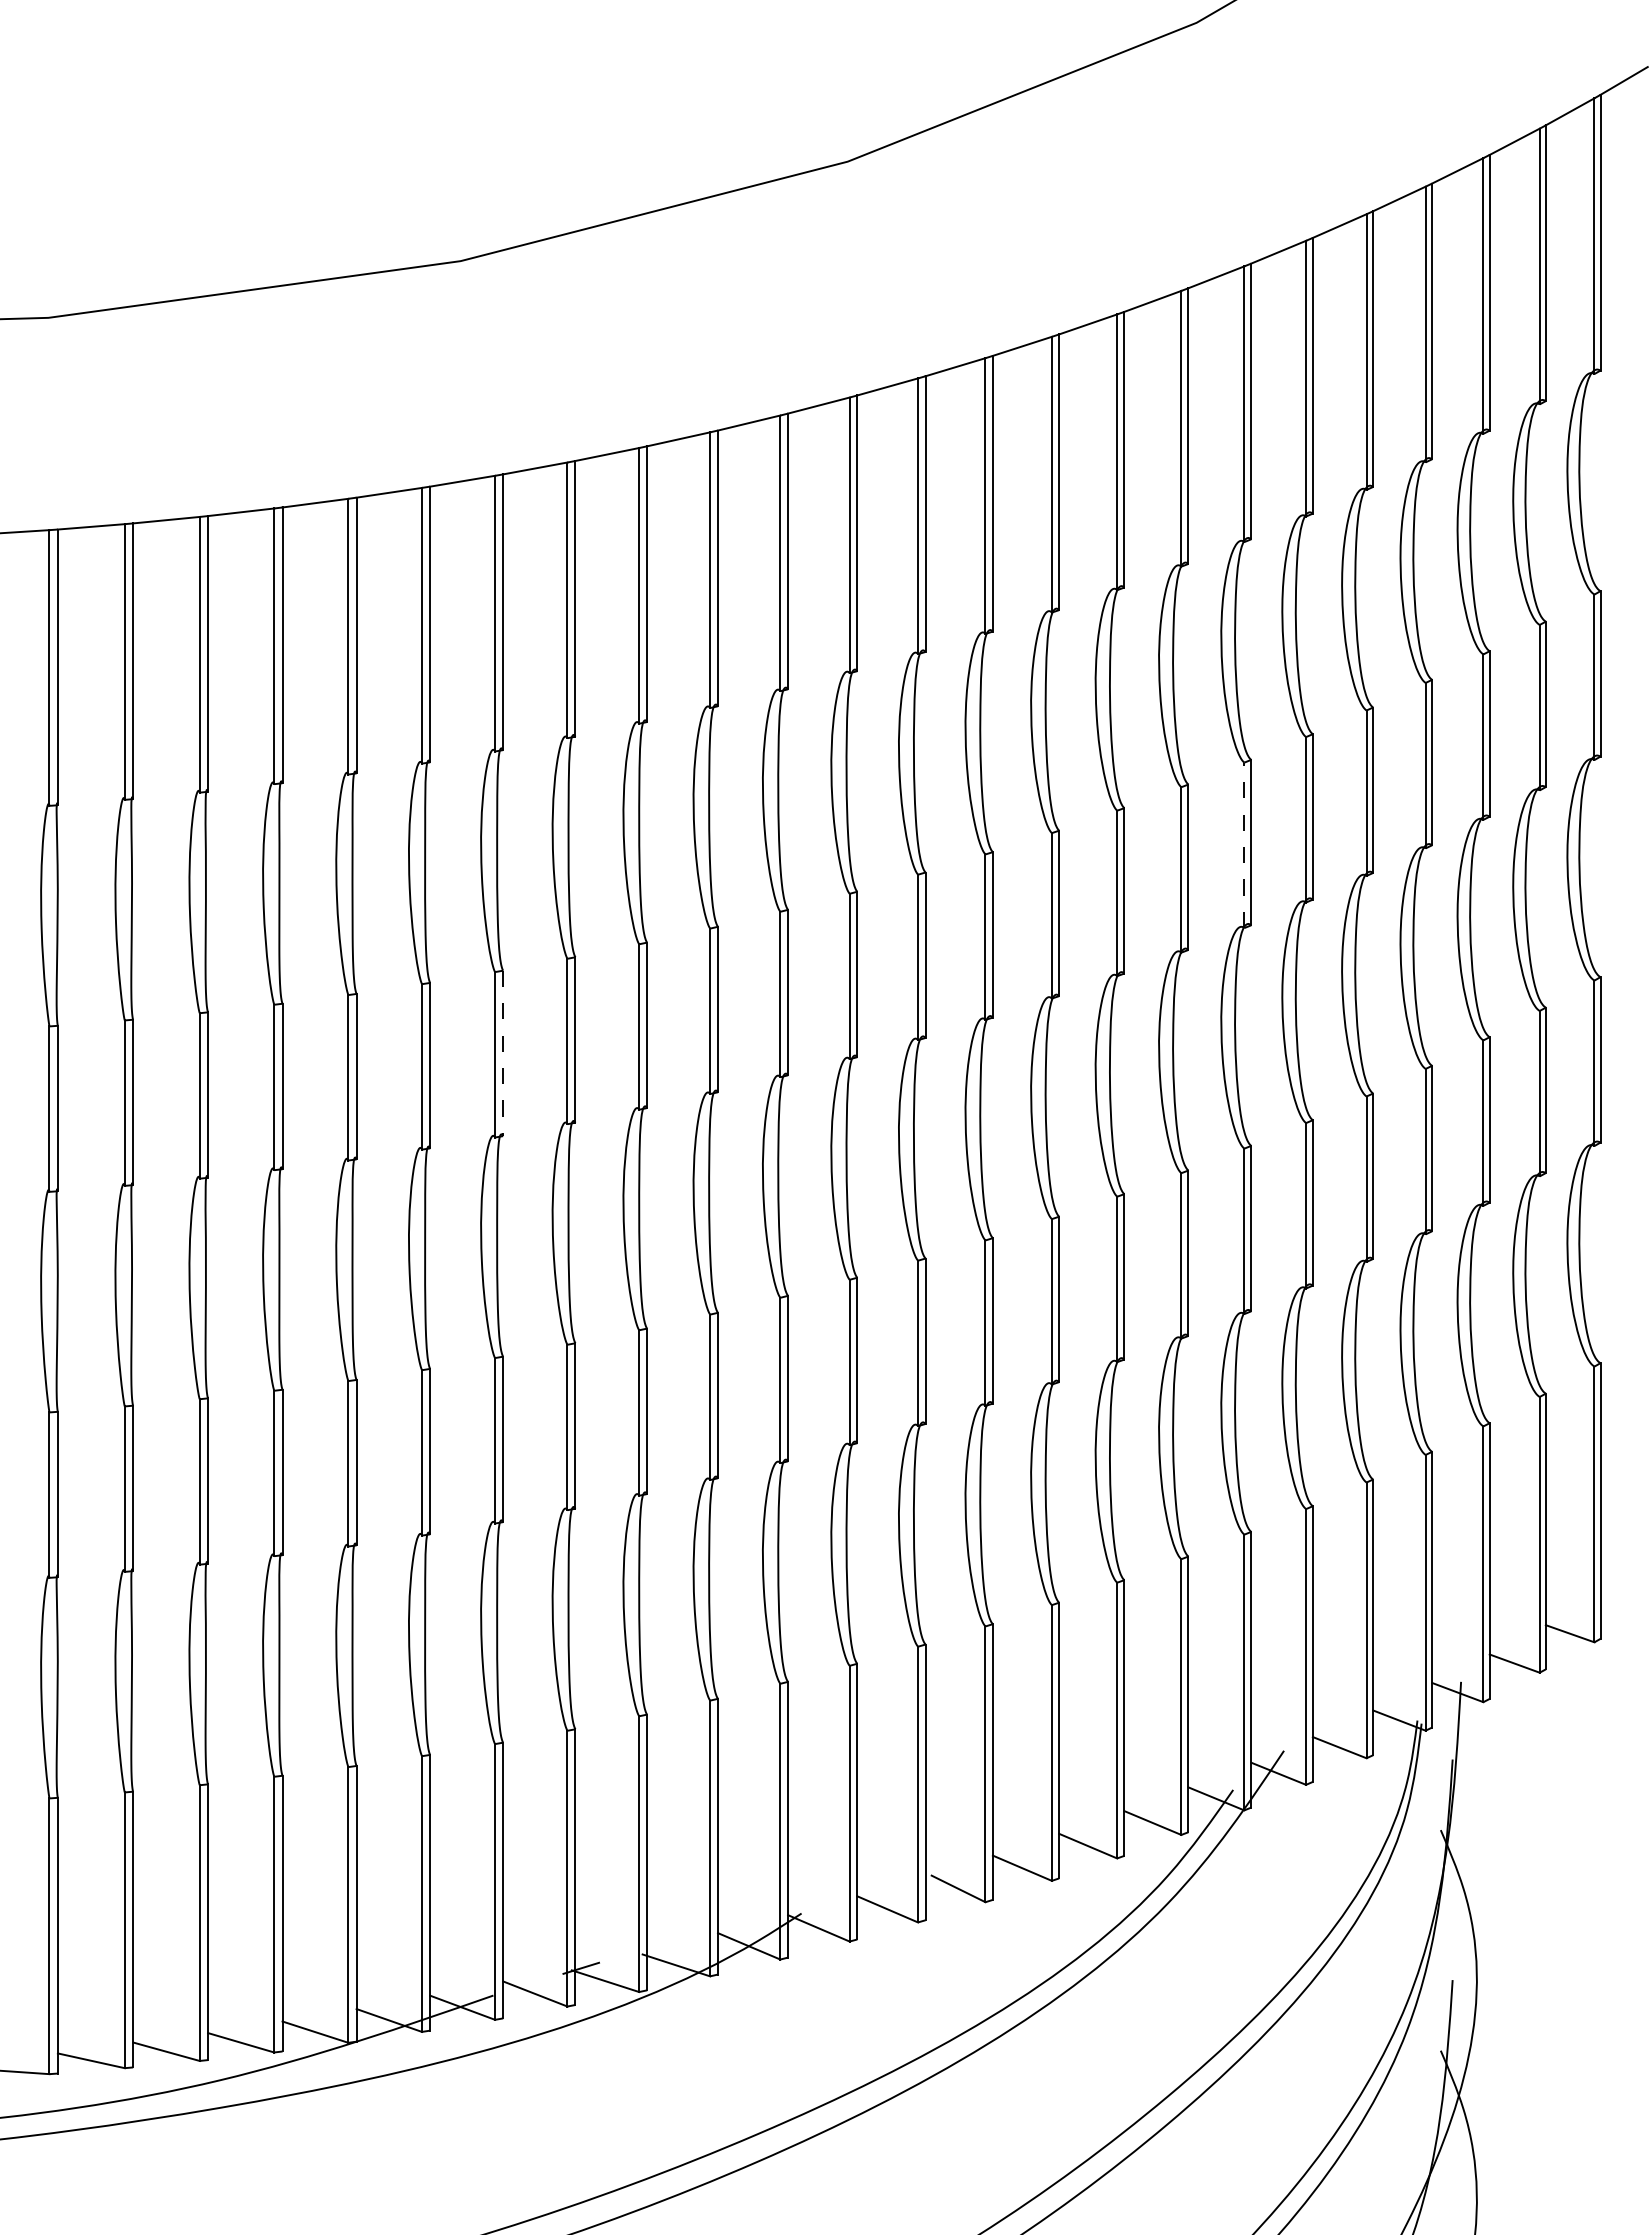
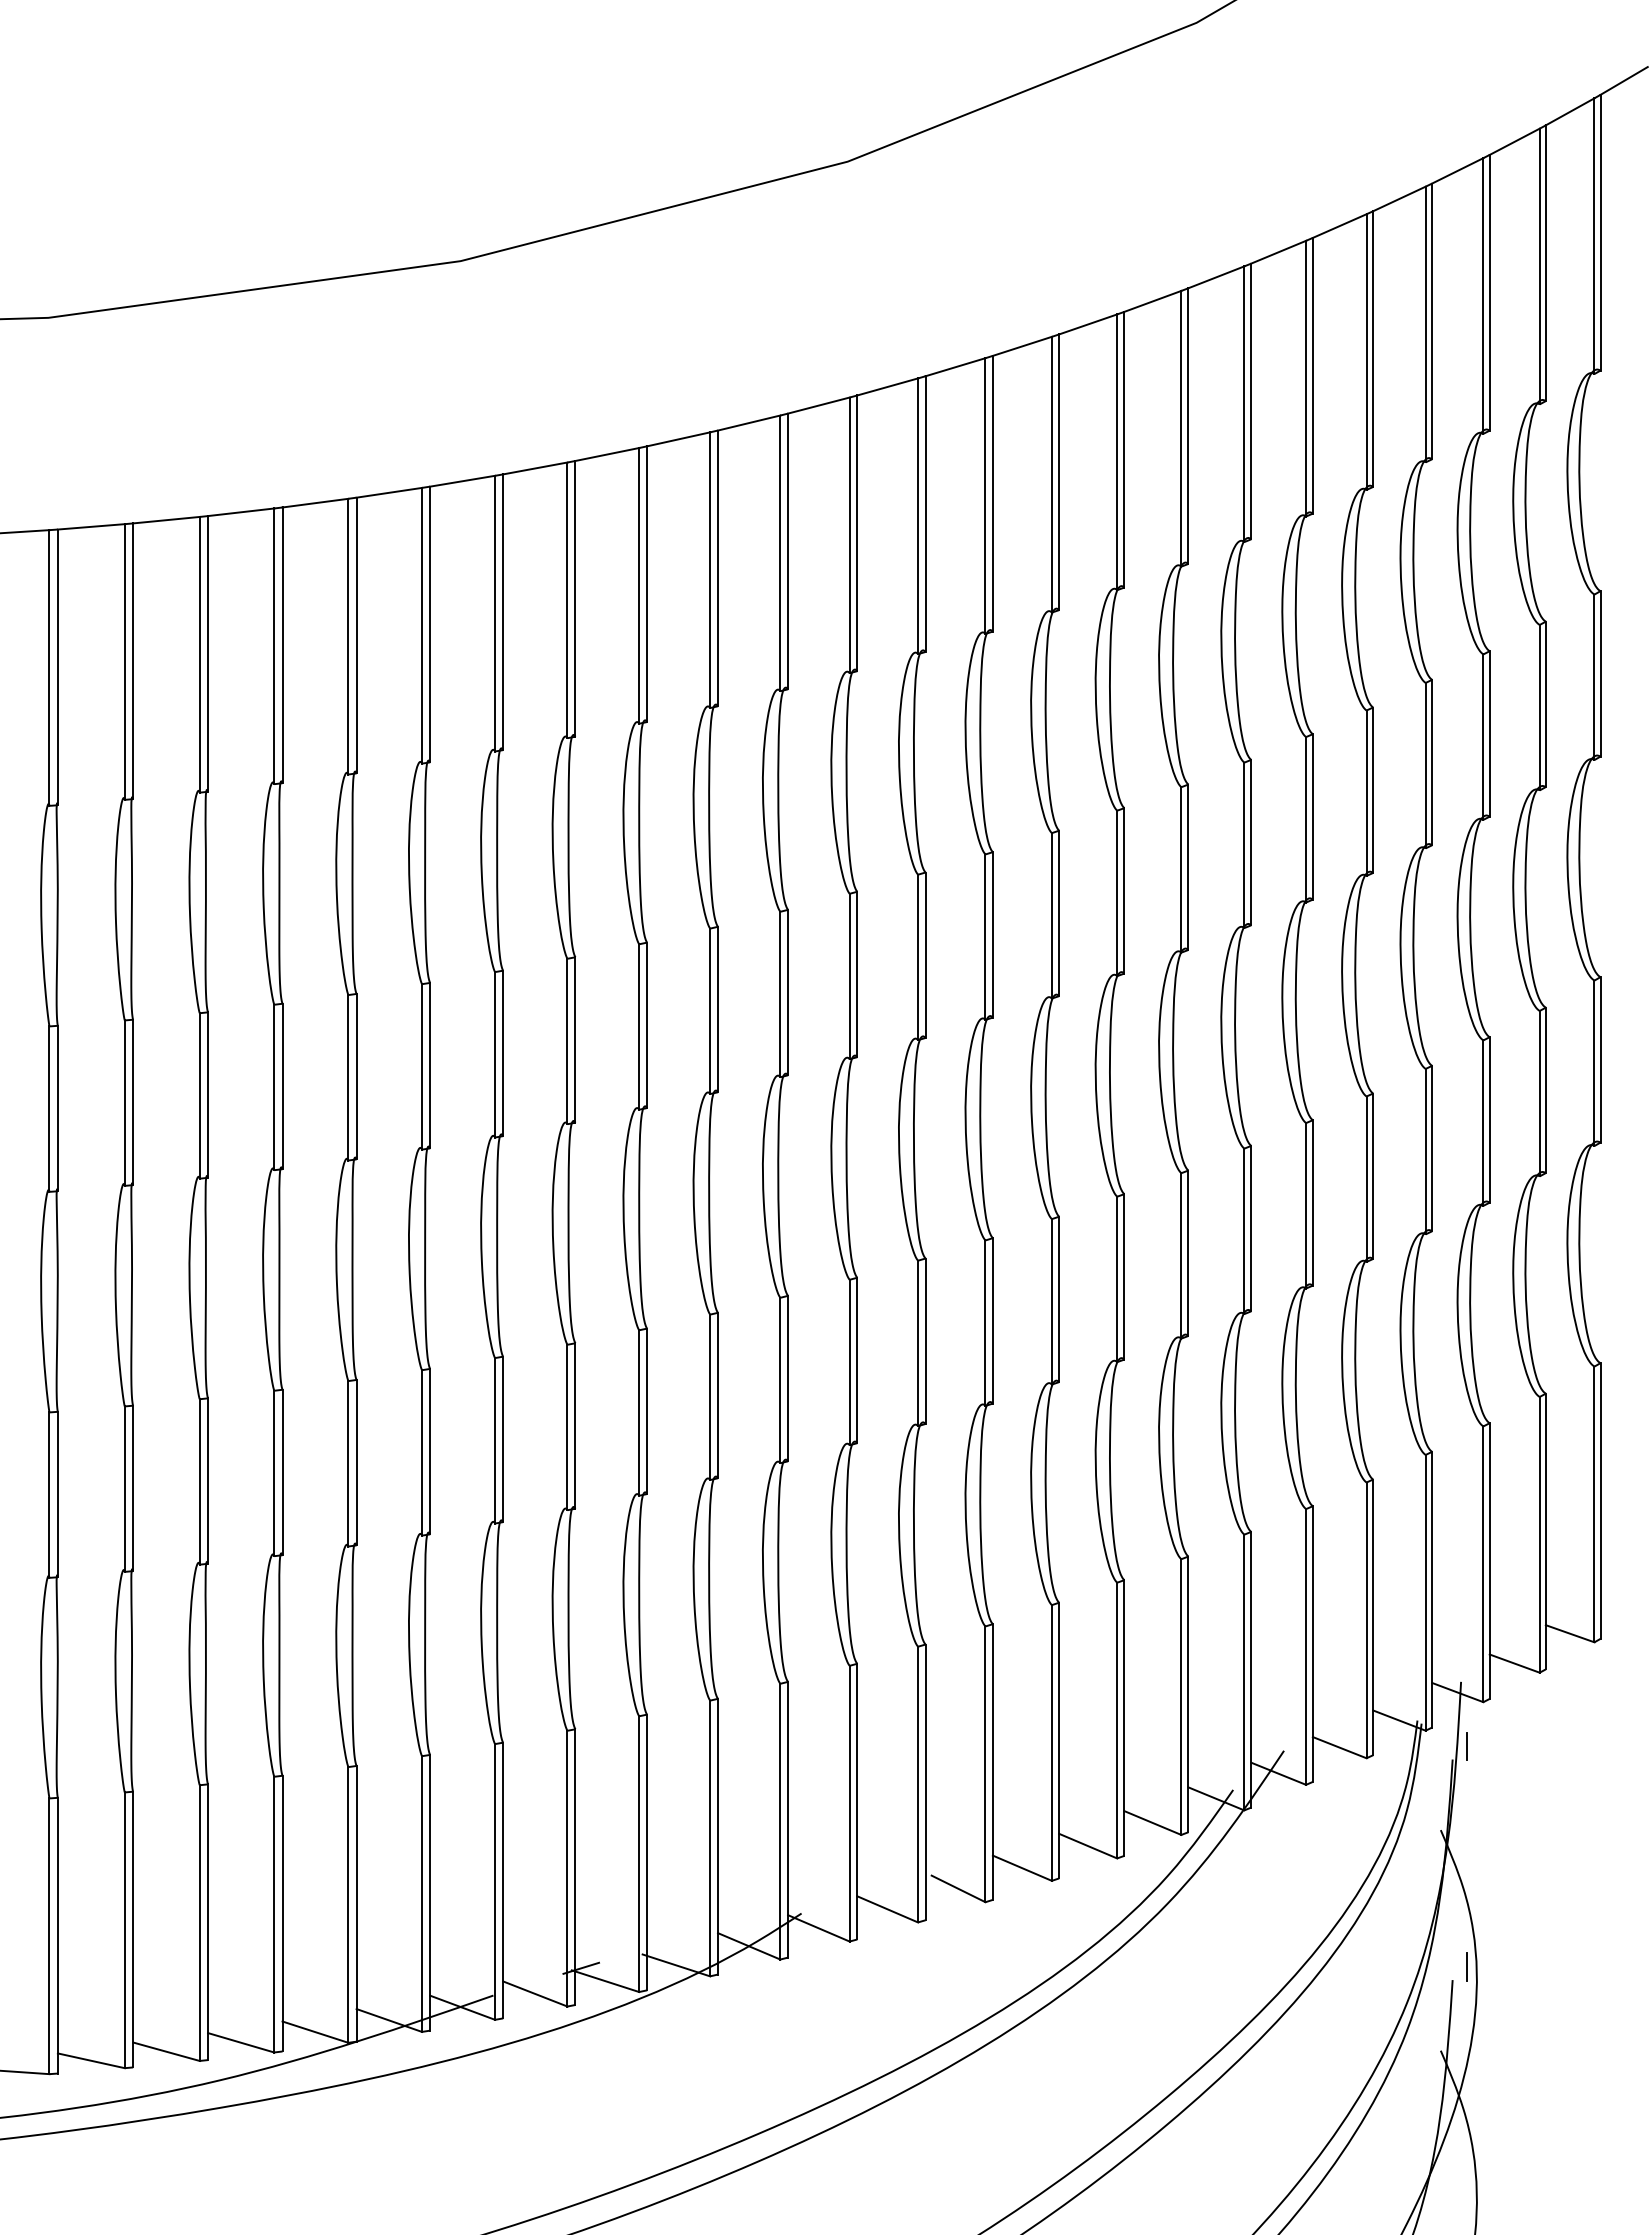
line: dashed -> solid (1244, 845)
line: dashed -> solid (503, 1053)
line: none -> present (1466, 1746)
line: none -> present (1466, 1966)
